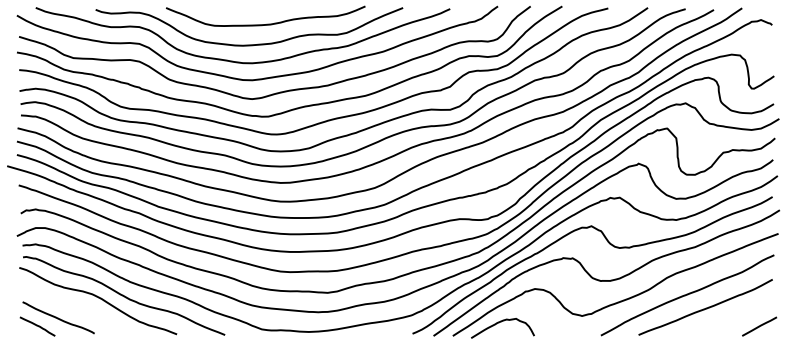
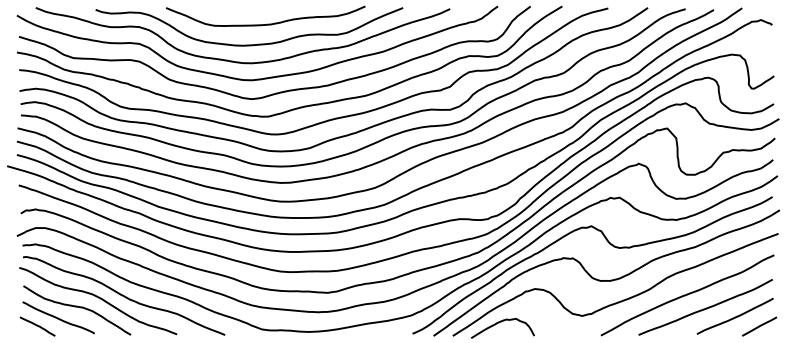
curve: none -> present (77, 307)
curve: none -> present (734, 316)
